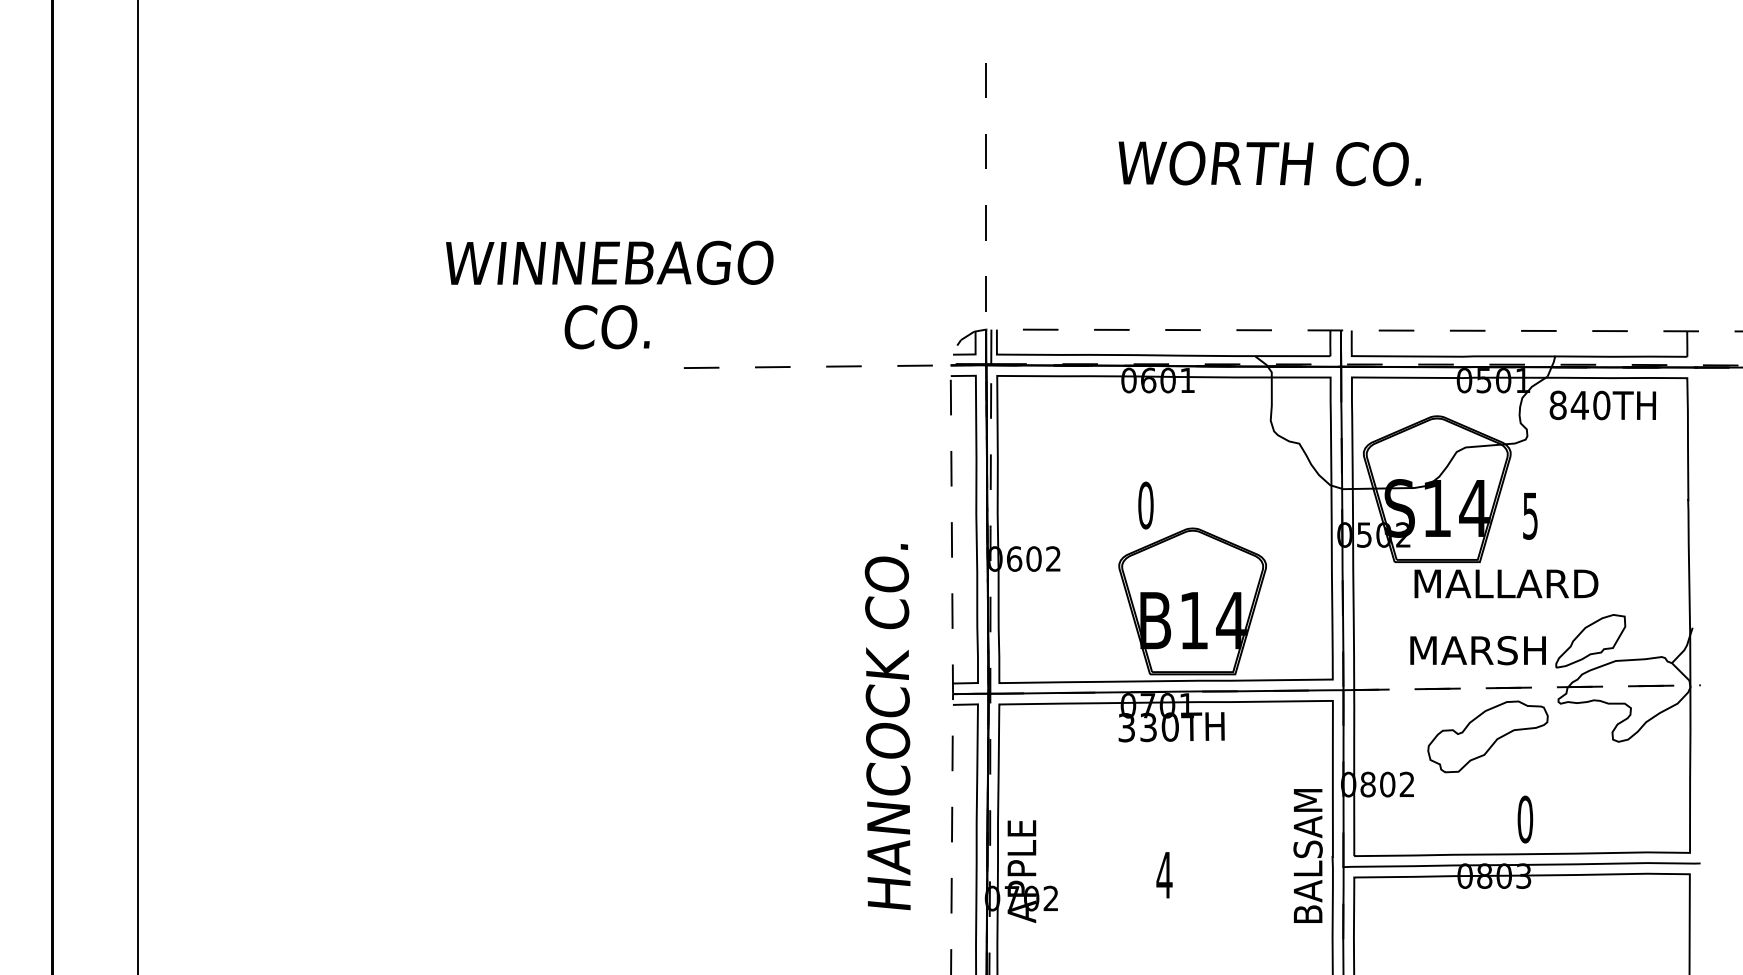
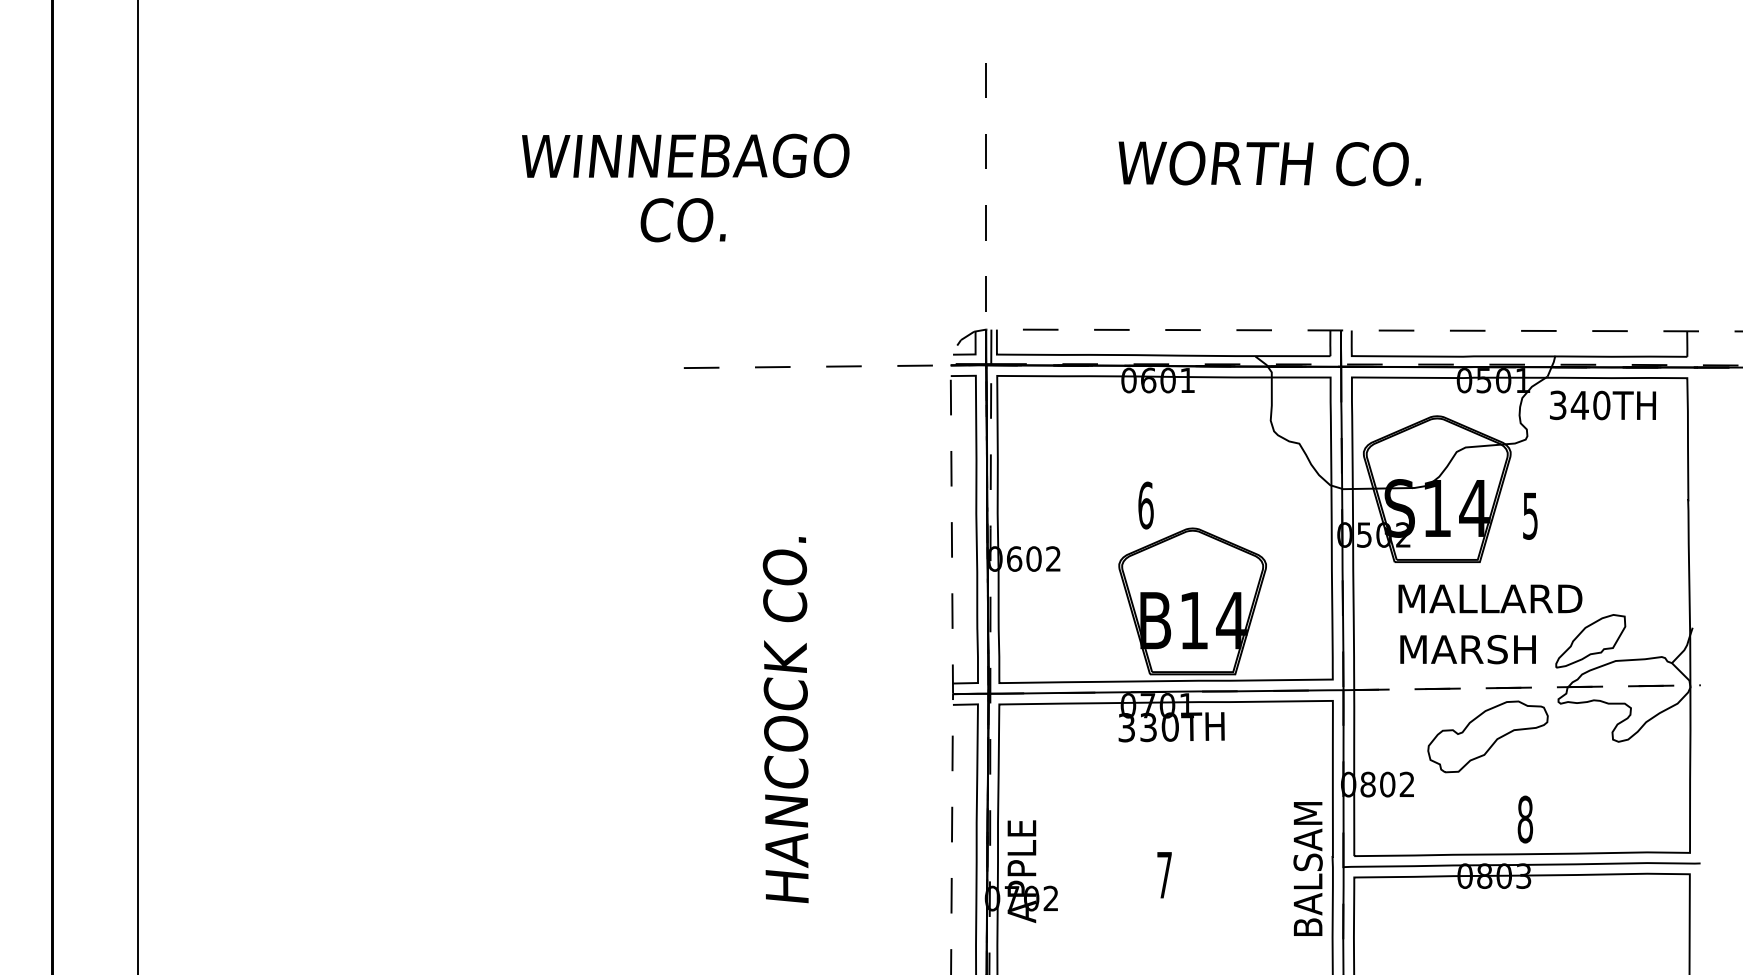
text position: (609, 294) -> (685, 187) (685, 187)
text: 840TH -> 340TH (1557, 405)
text: 0 -> 6 (1145, 505)
text position: (1506, 583) -> (1490, 598) (1490, 598)
text position: (1477, 650) -> (1467, 649) (1467, 649)
text position: (887, 727) -> (785, 720) (785, 720)
text: 0 -> 8 (1525, 819)
text position: (1307, 855) -> (1307, 868) (1307, 868)
text: 4 -> 7 (1164, 875)
